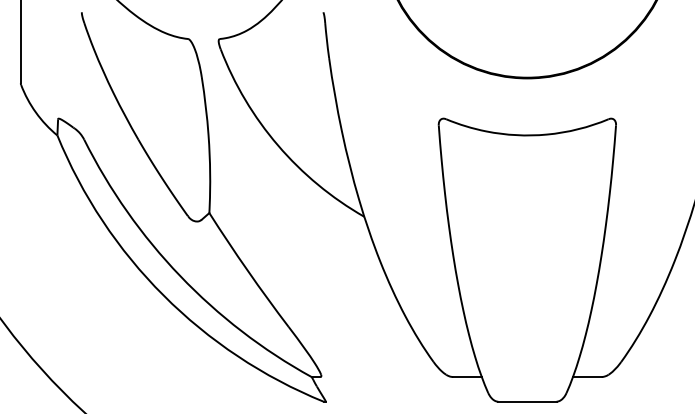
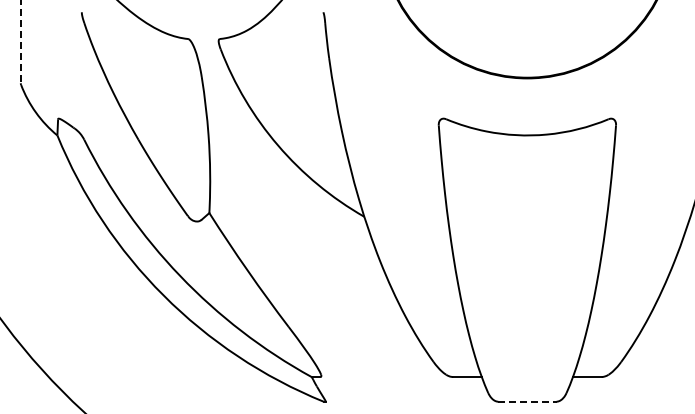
line: solid -> dashed (20, 42)
line: solid -> dashed (527, 401)
